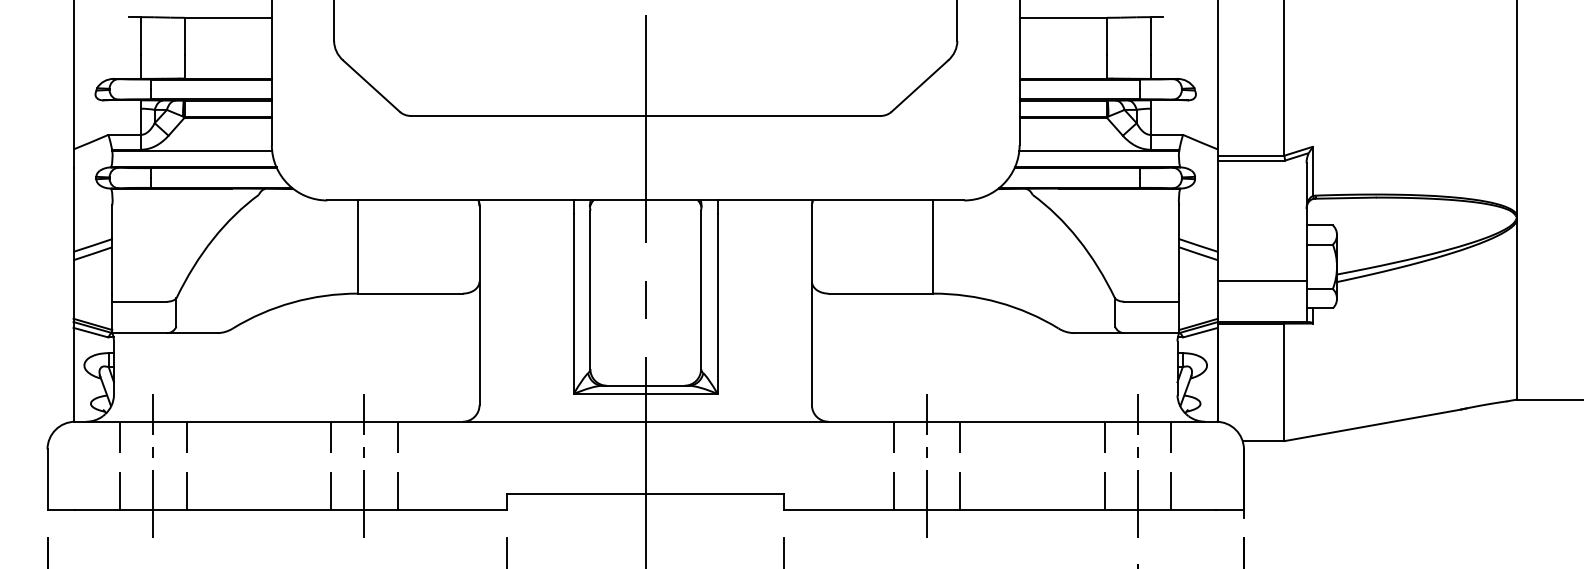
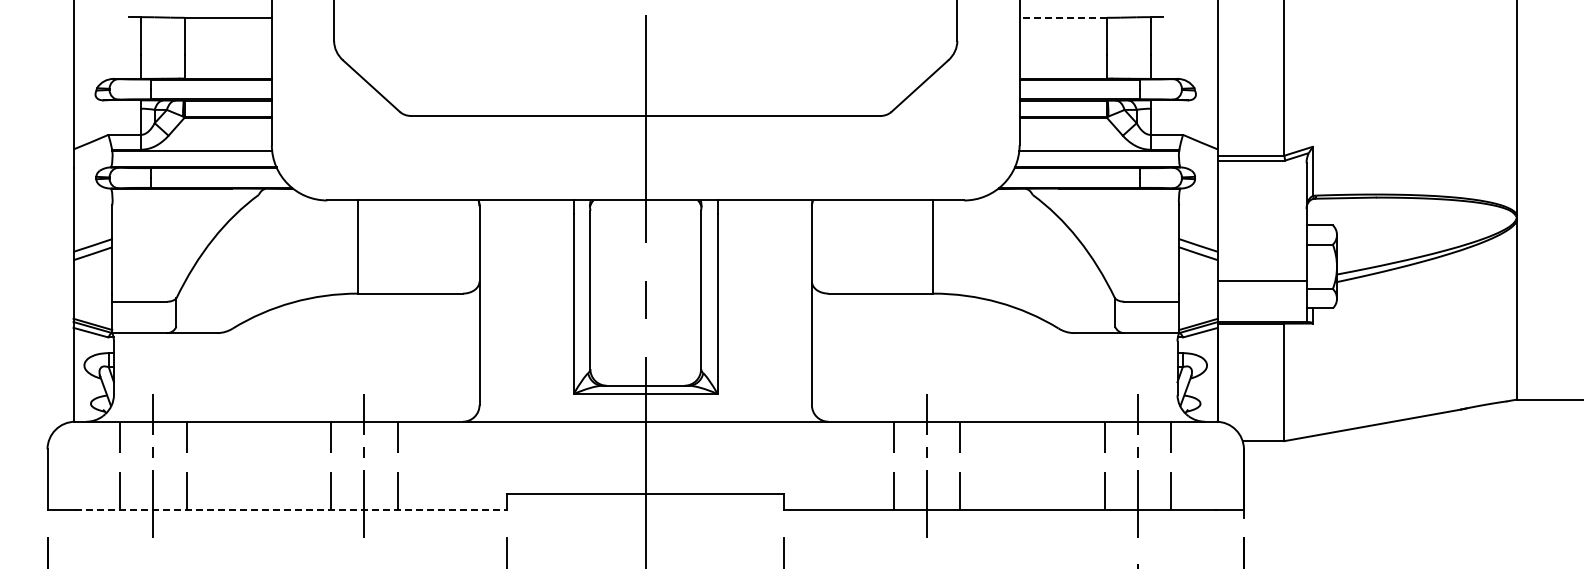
line: solid -> dashed (1063, 17)
line: solid -> dashed (291, 510)
